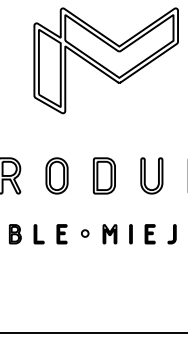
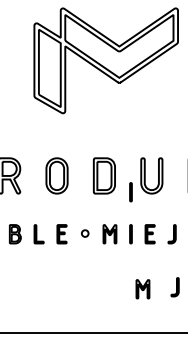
line: none -> present (130, 192)
part: none -> present (174, 287)
part: none -> present (142, 289)
